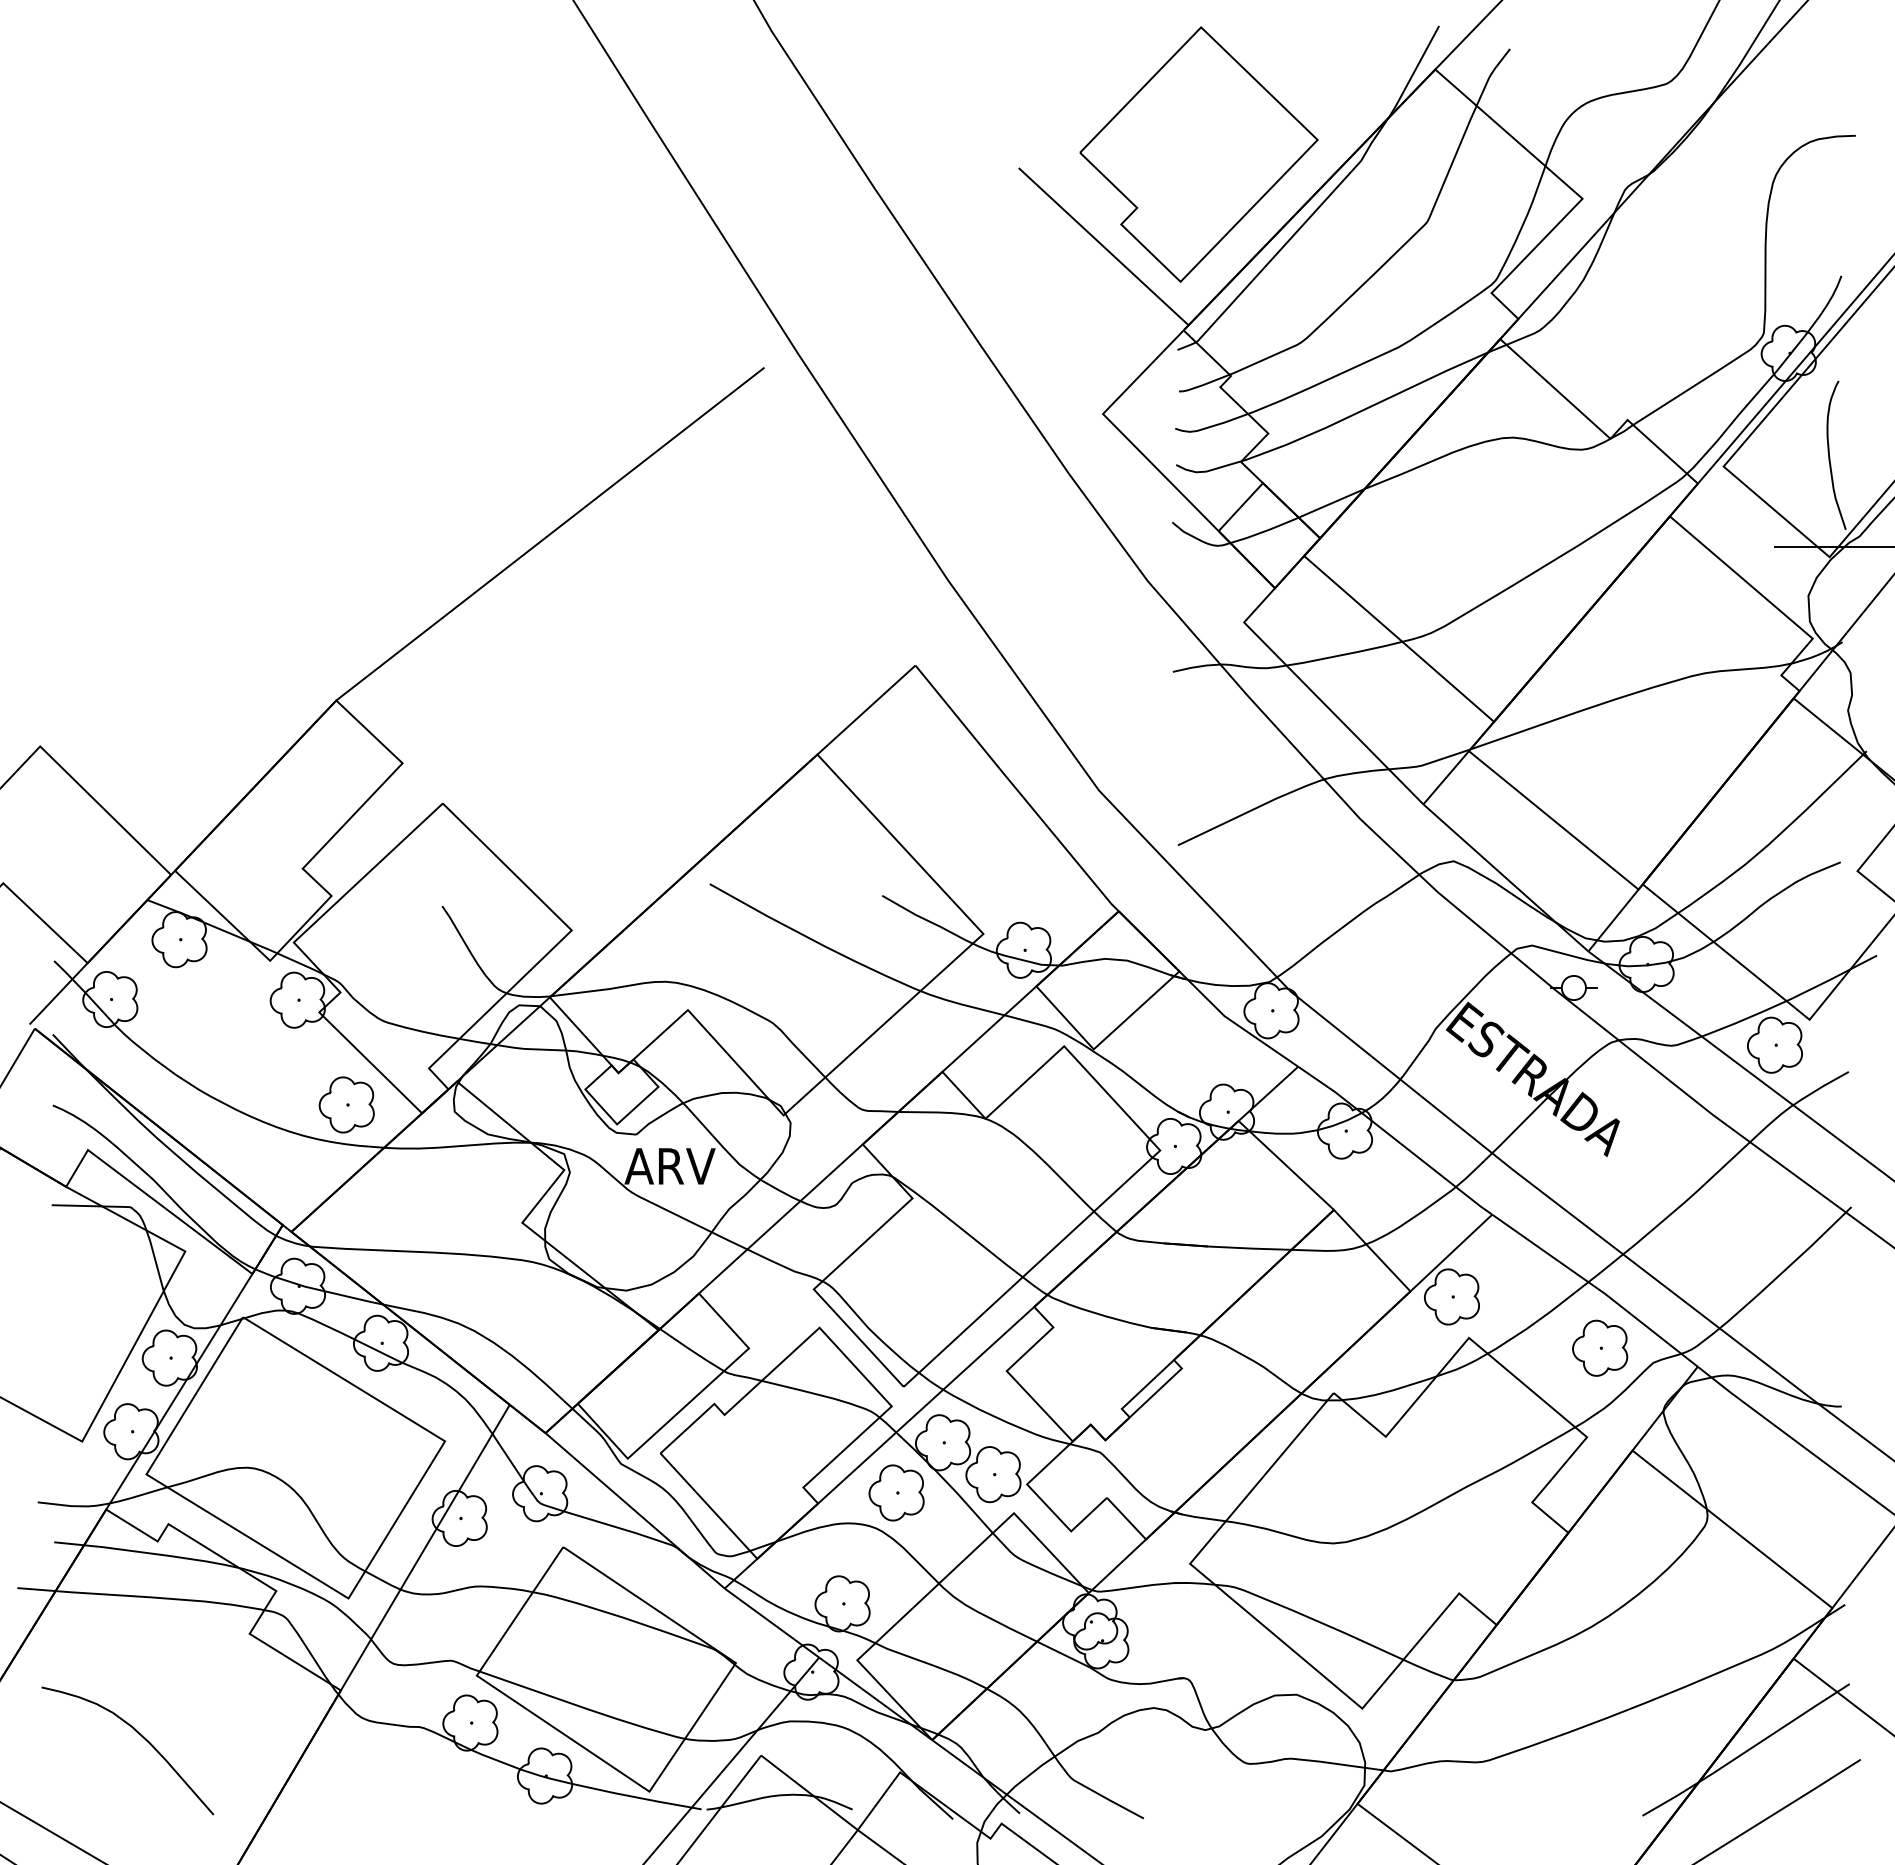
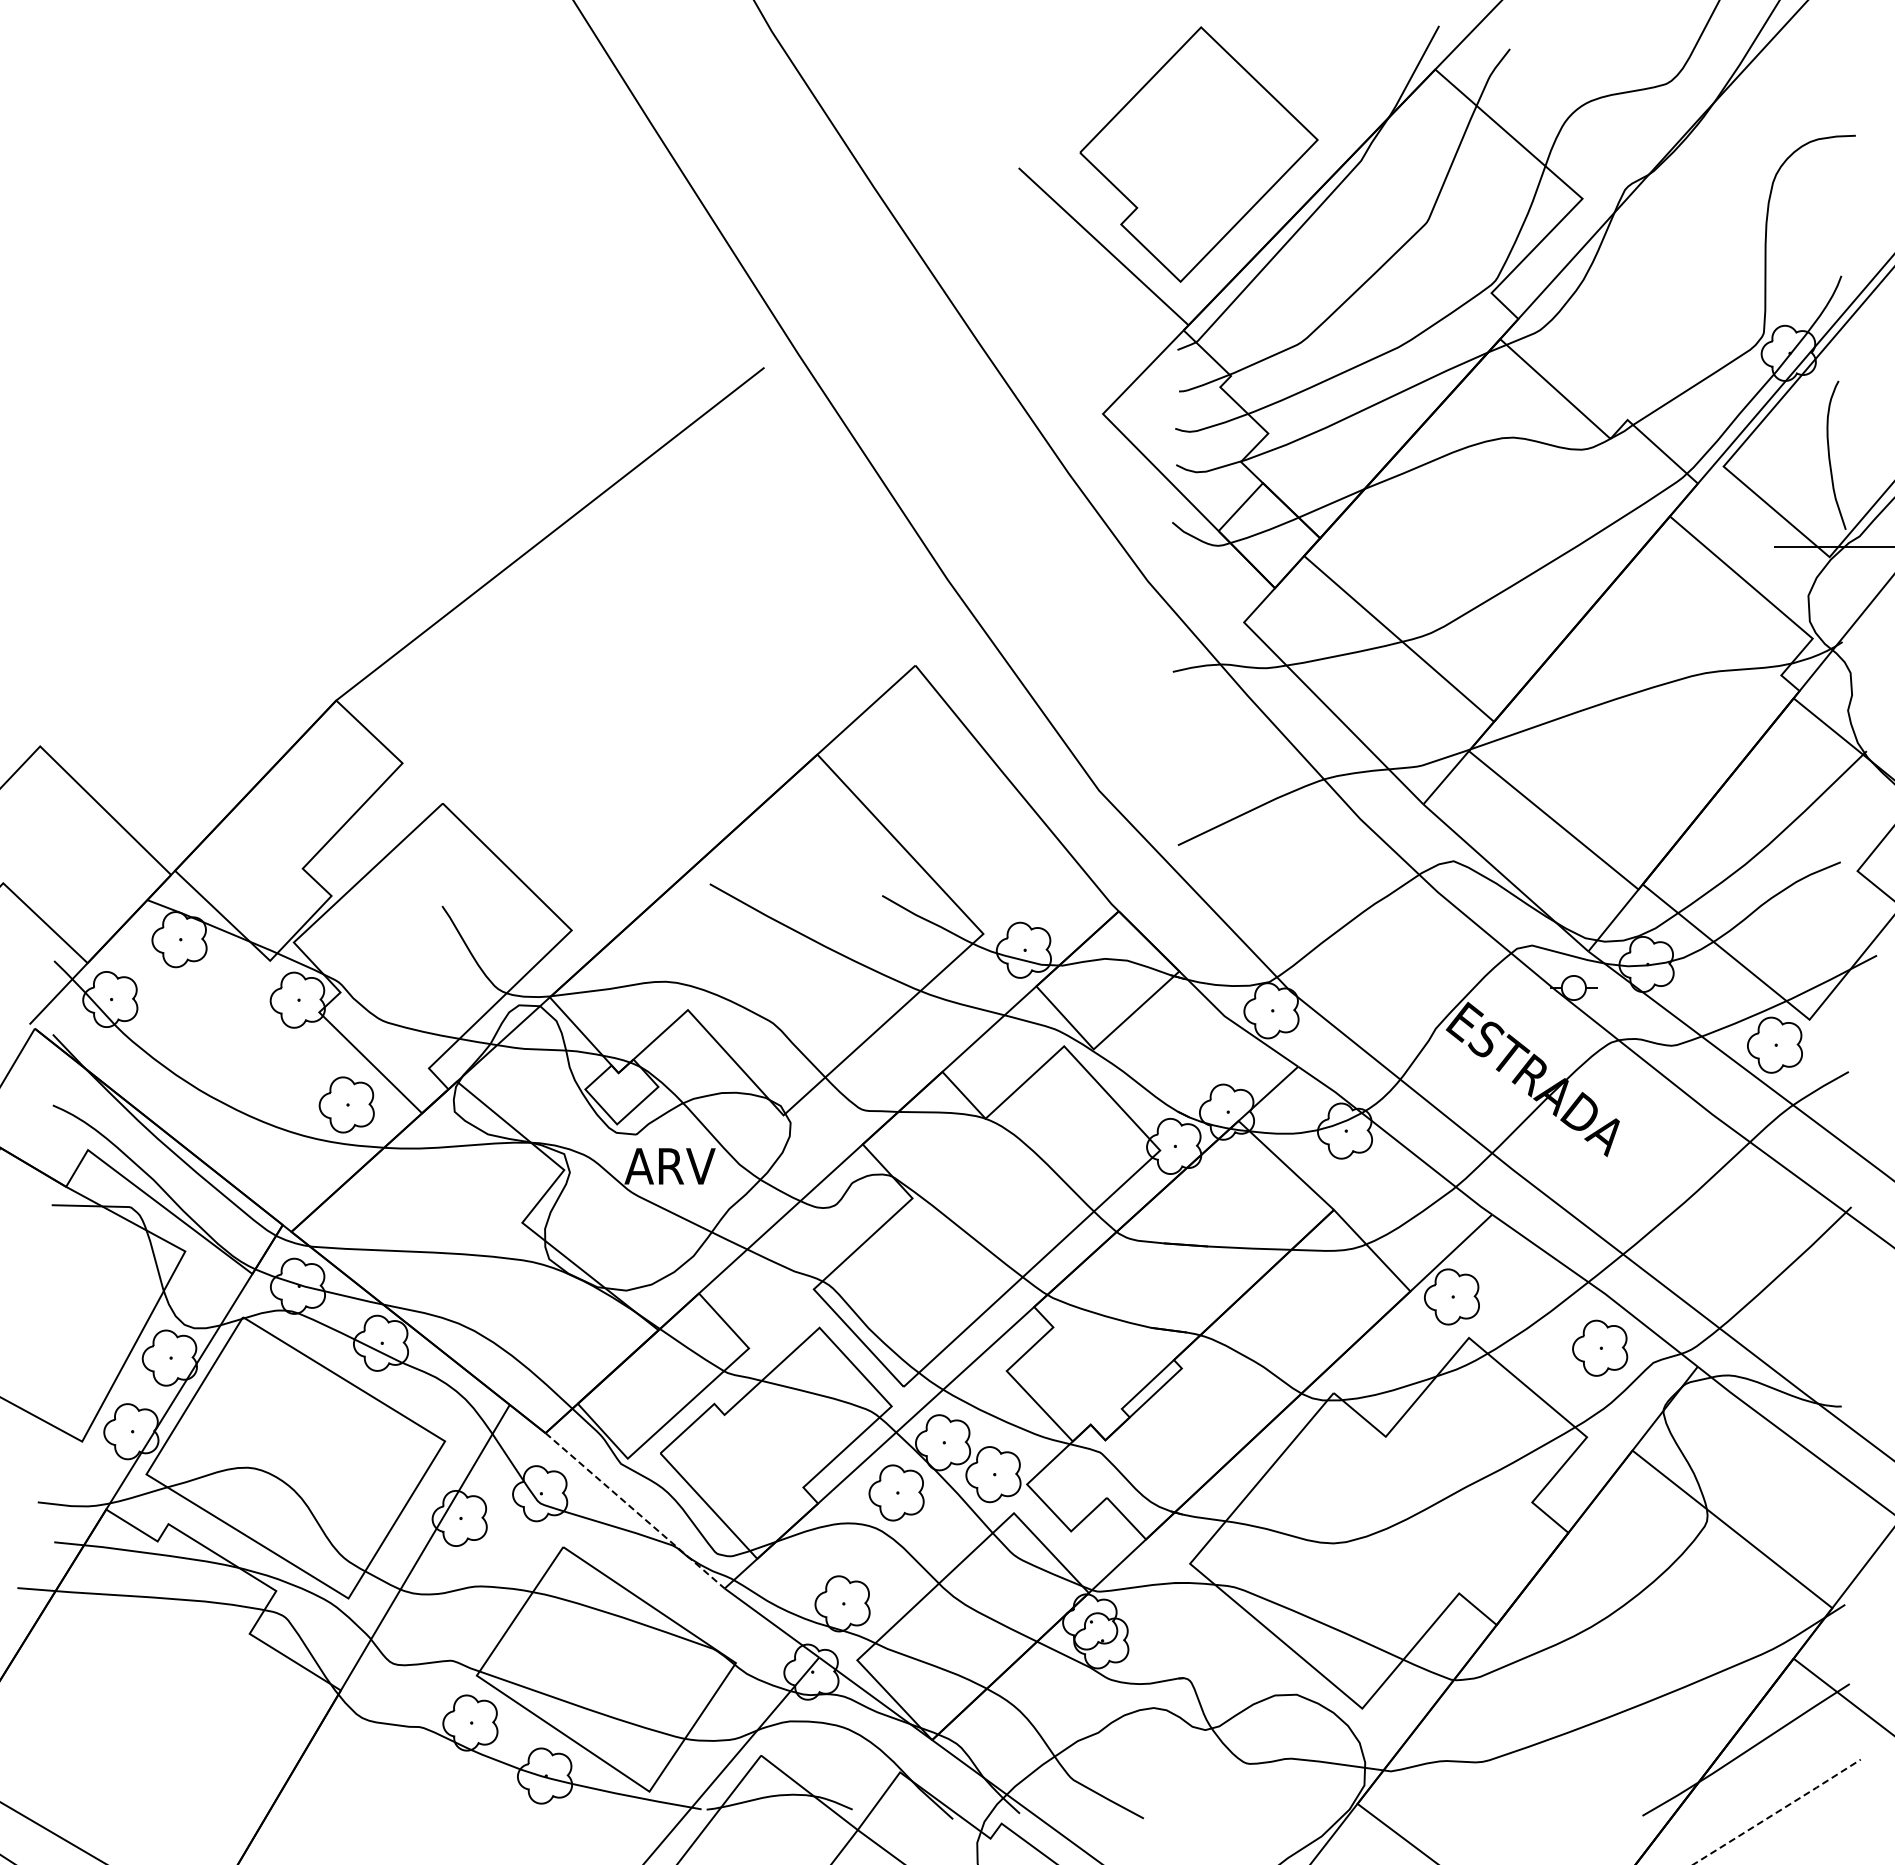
line: solid -> dashed (635, 1510)
curve: present -> none (139, 1735)
line: solid -> dashed (1778, 1811)
